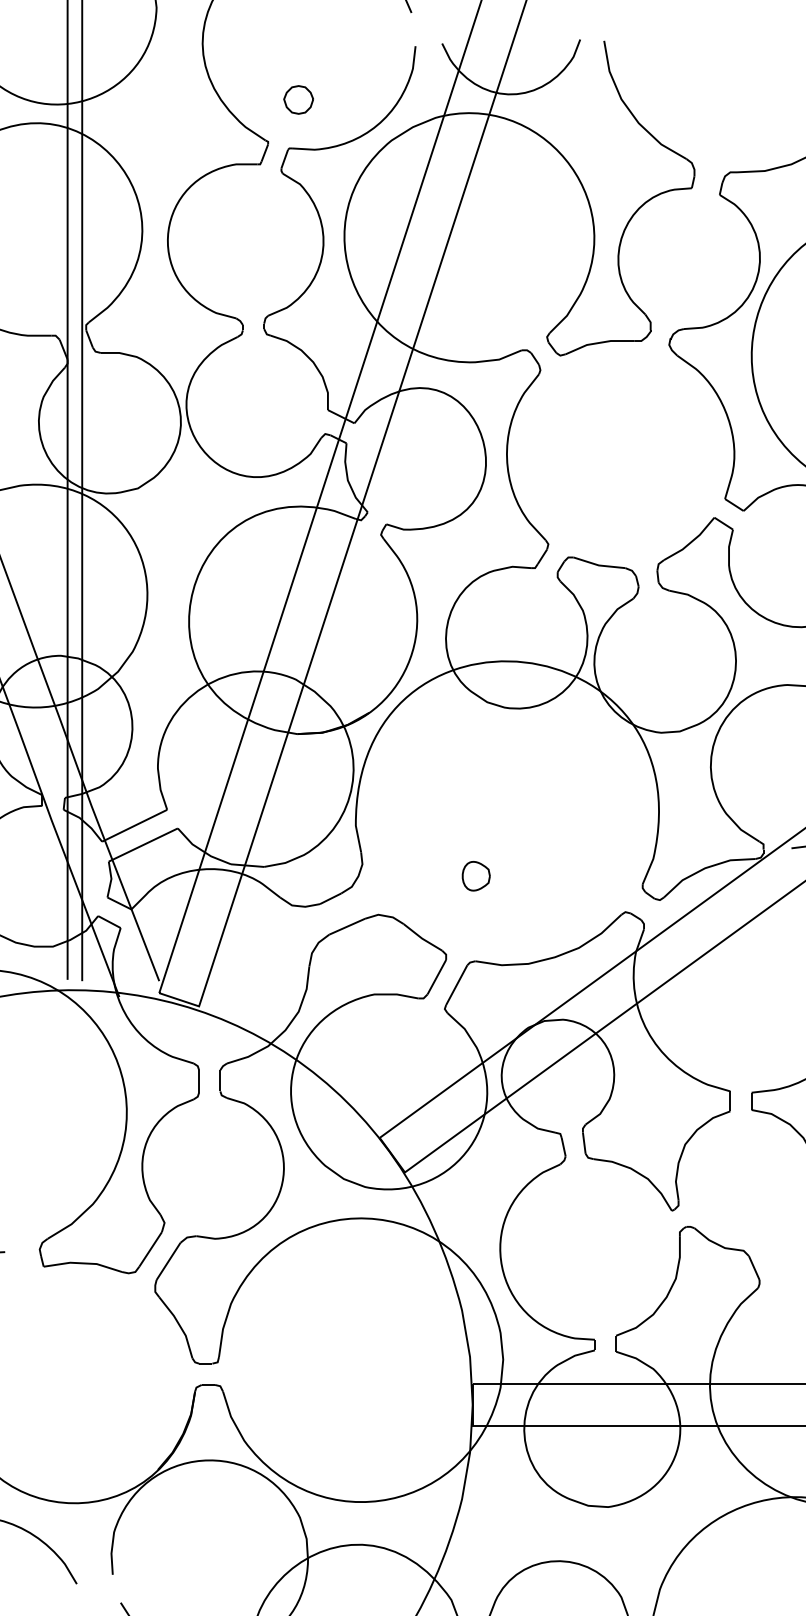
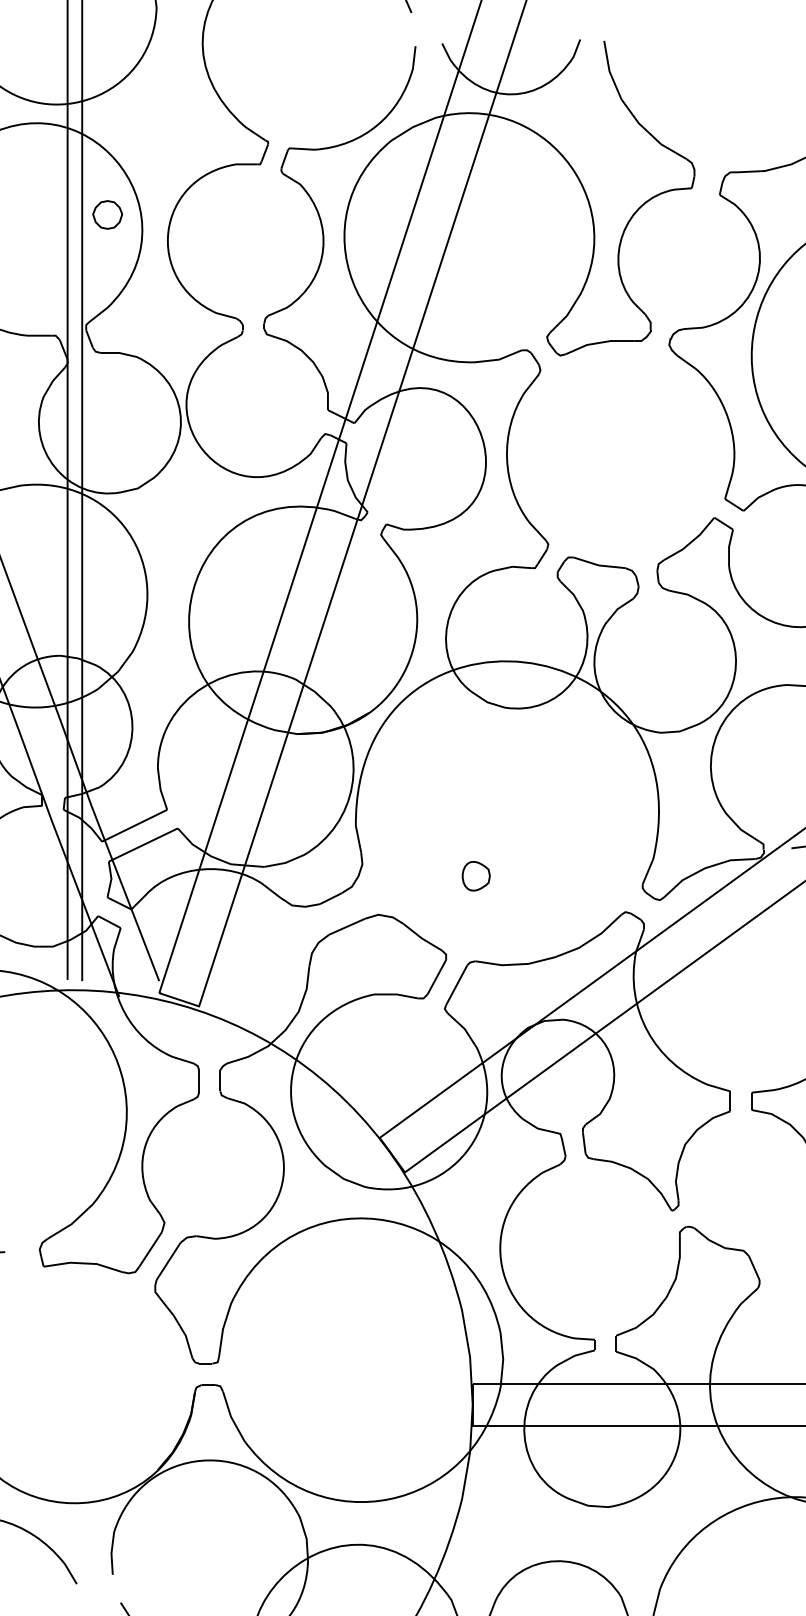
part position: (298, 99) -> (107, 214) (107, 214)
